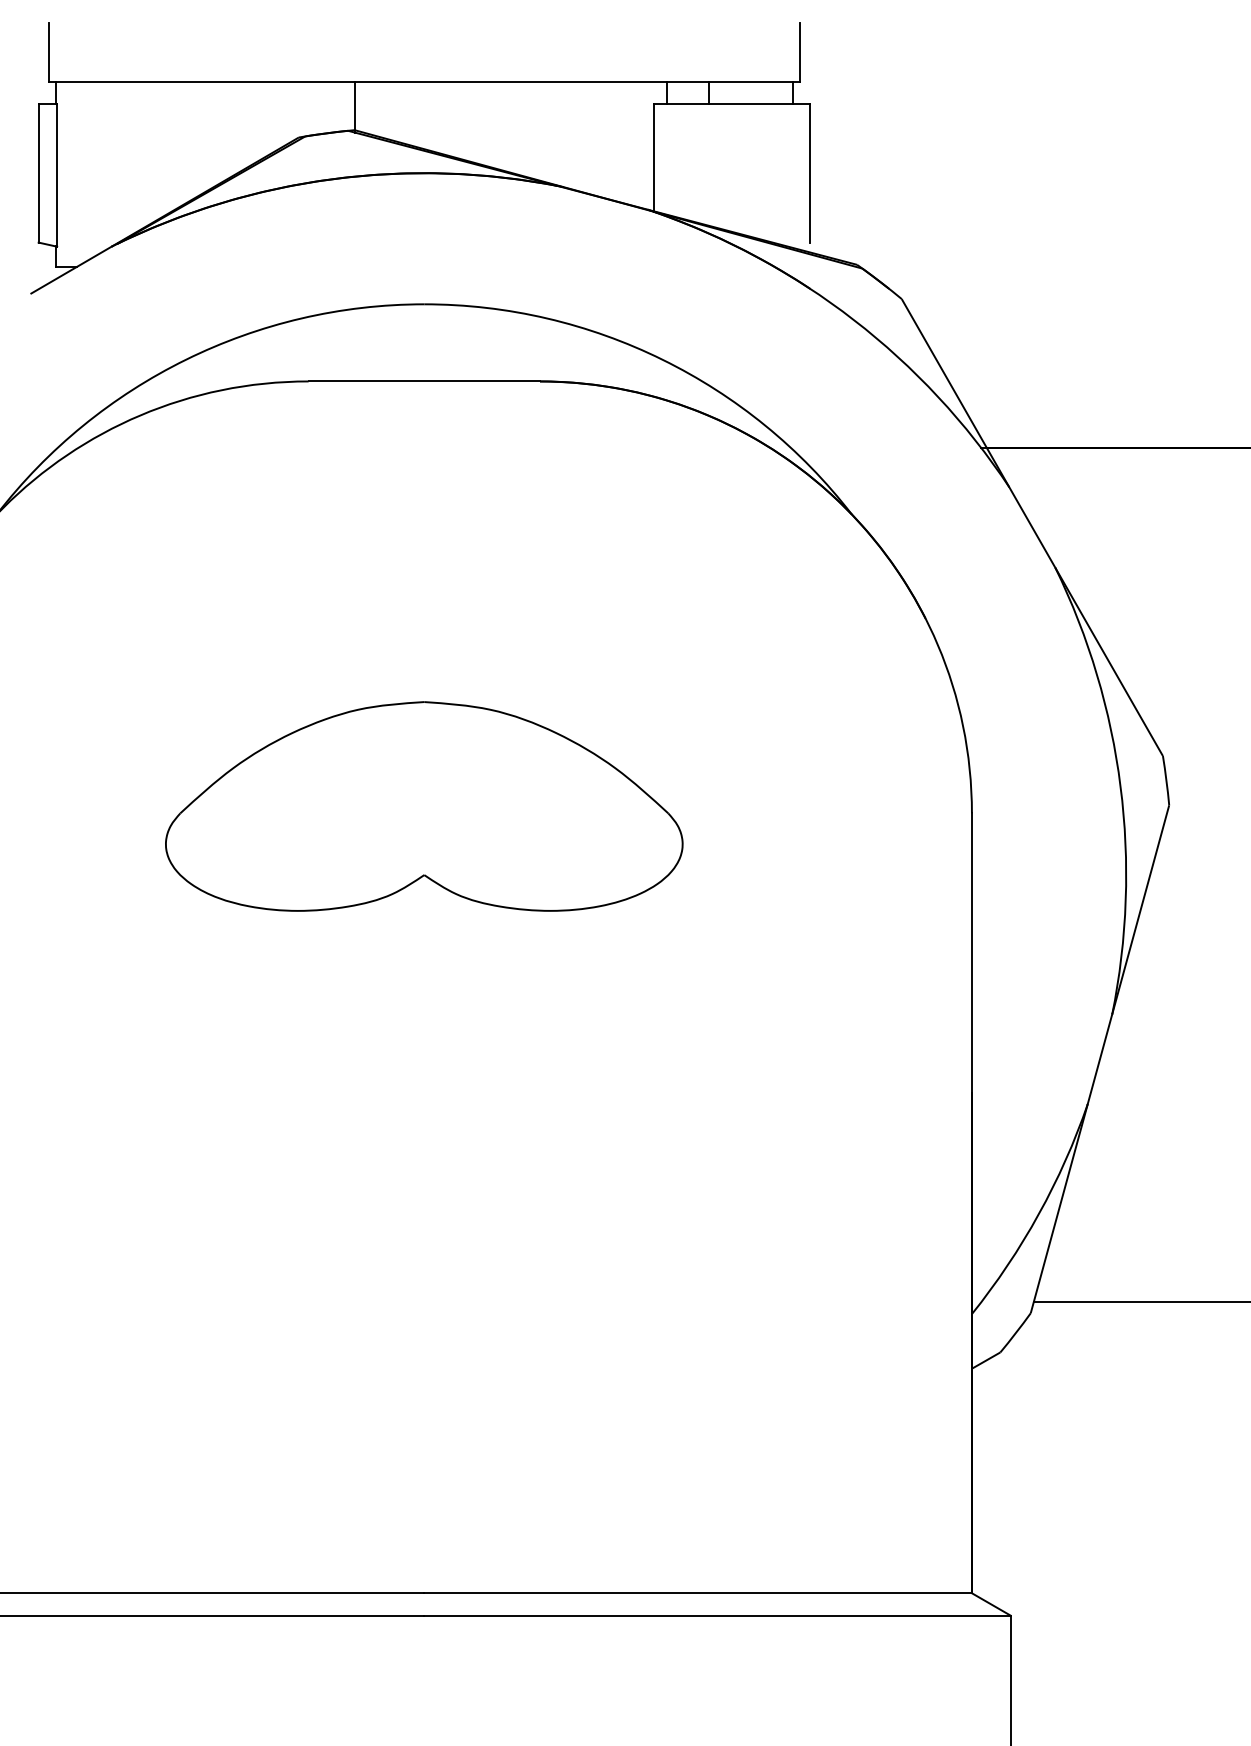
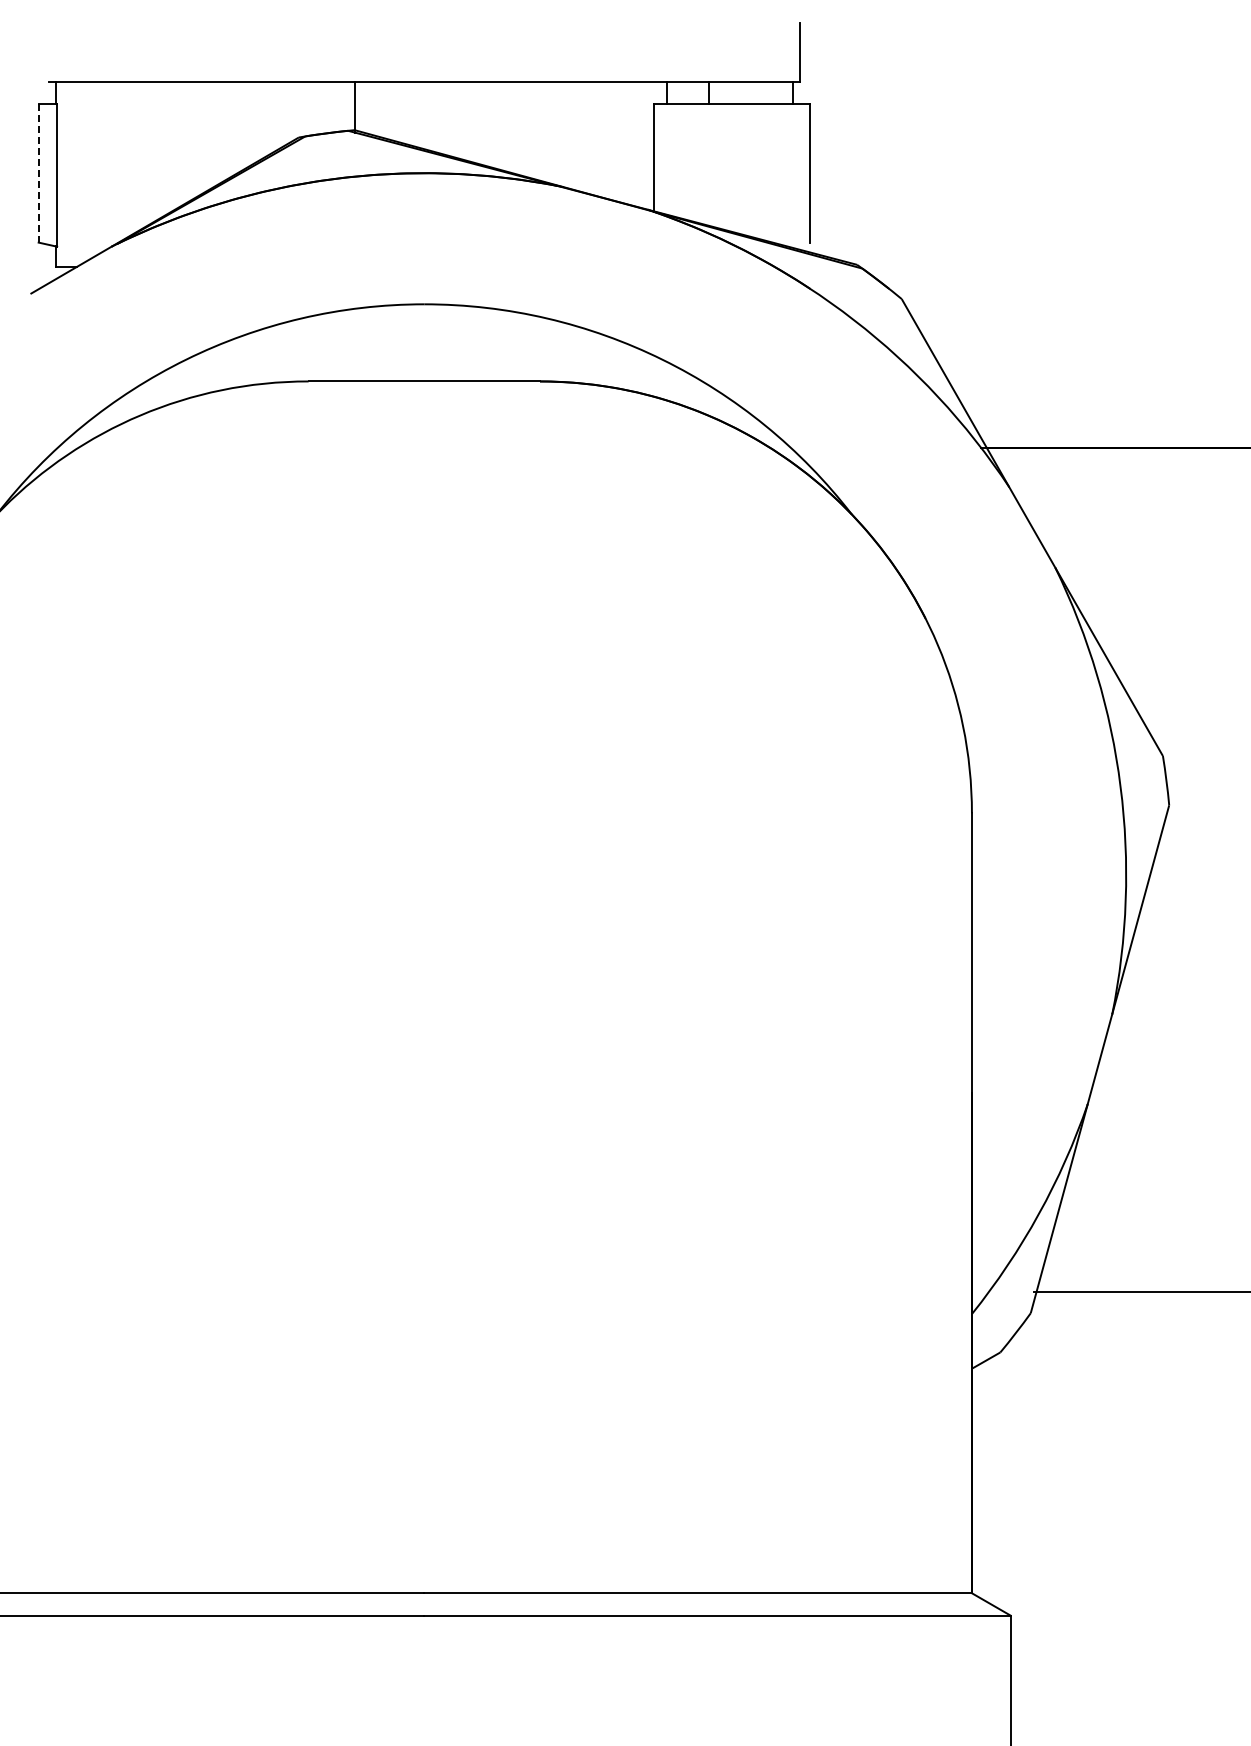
line: present -> none (49, 51)
line: solid -> dashed (38, 173)
part: present -> none (424, 806)
line position: (1140, 1302) -> (1140, 1292) (1140, 1292)
